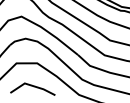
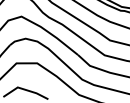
line position: (33, 87) -> (26, 91) (26, 91)
